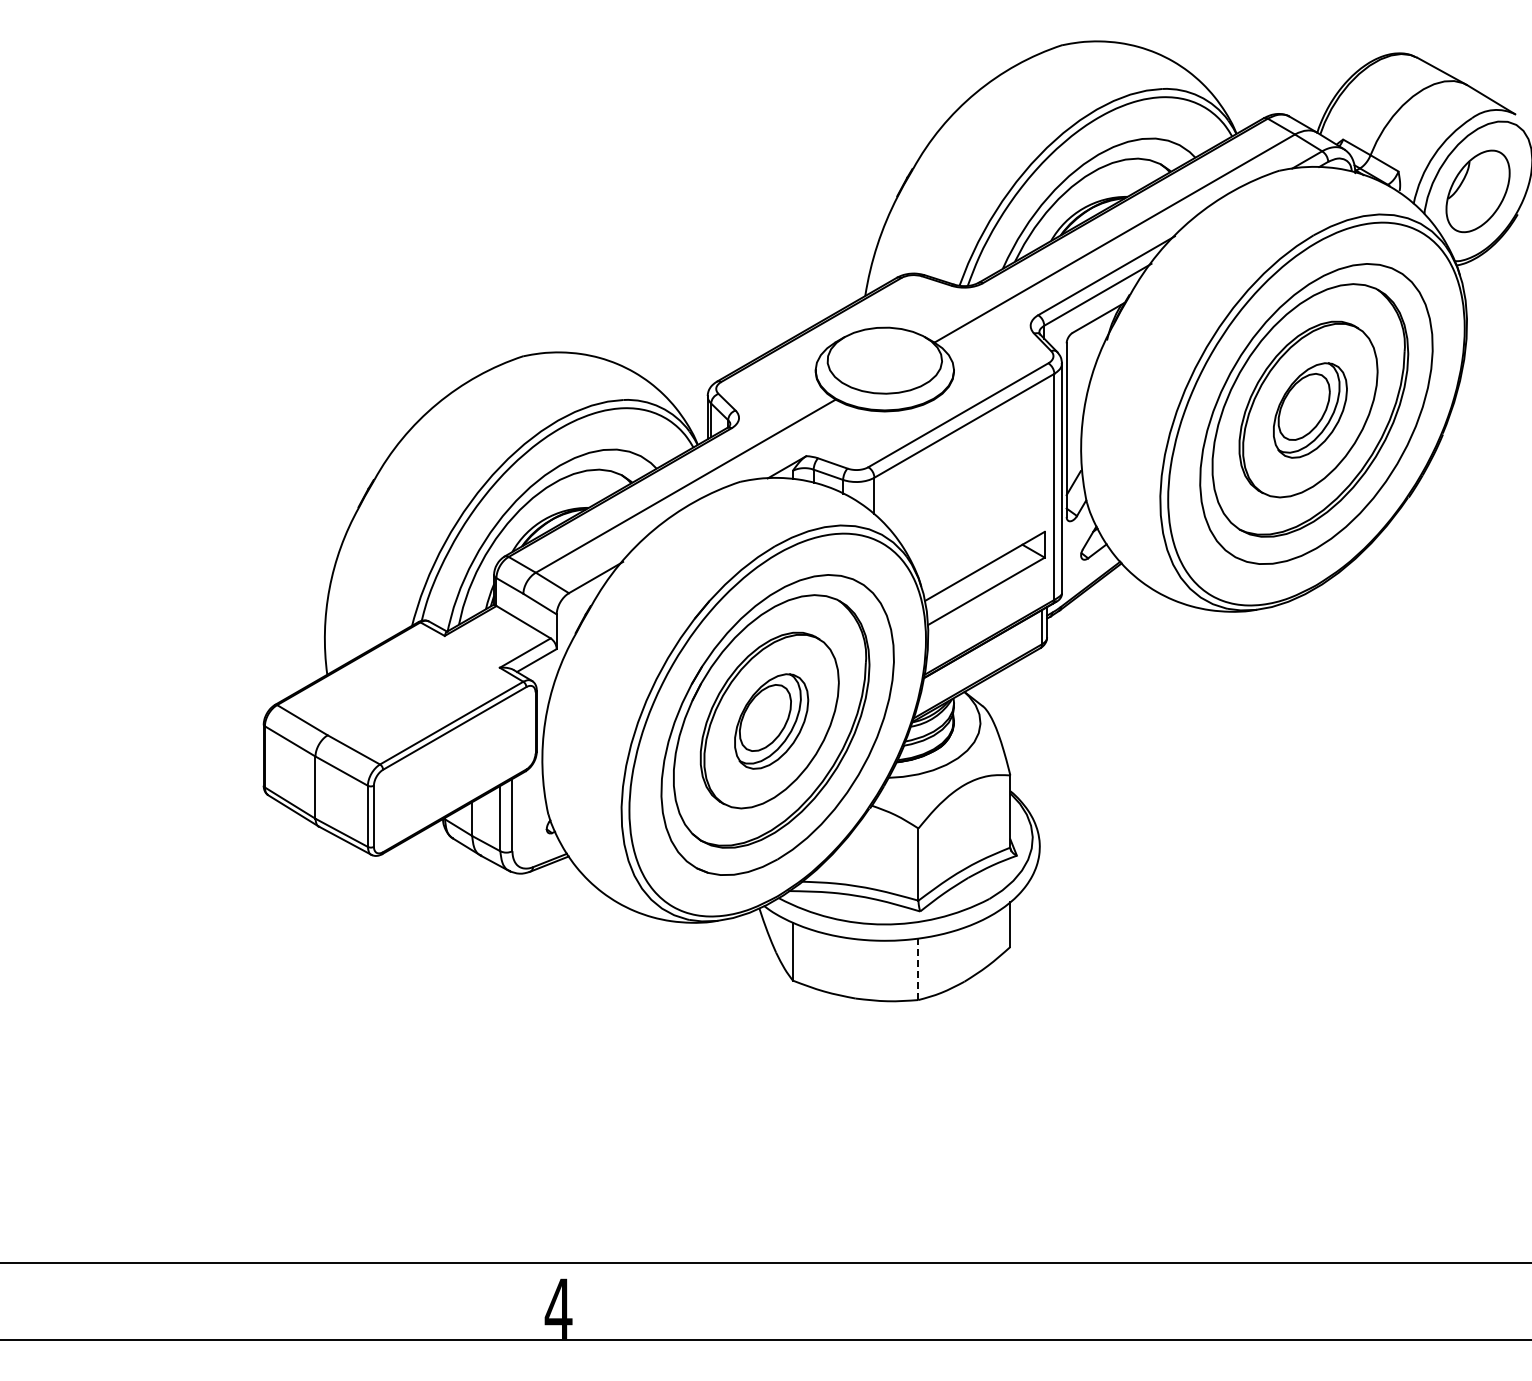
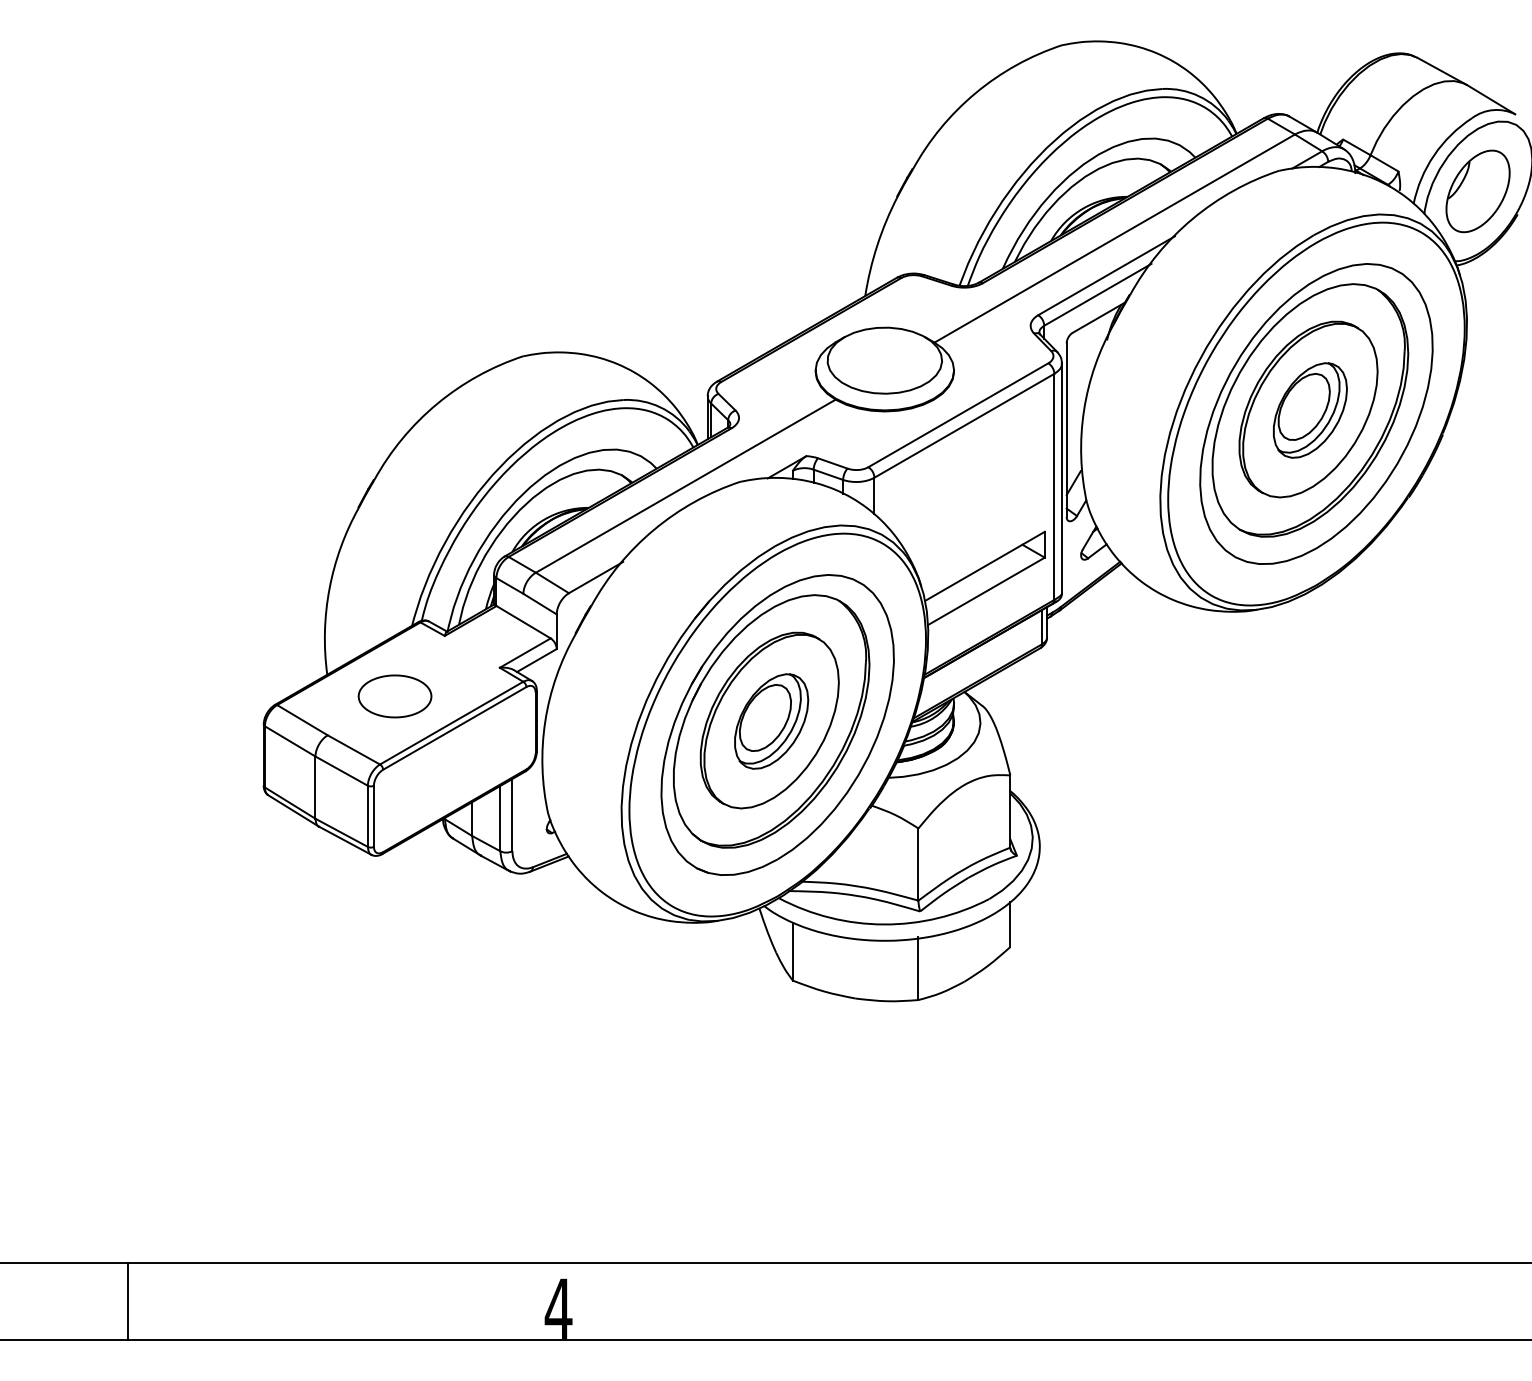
part: none -> present (394, 696)
line: dashed -> solid (918, 968)
line: none -> present (127, 1300)
